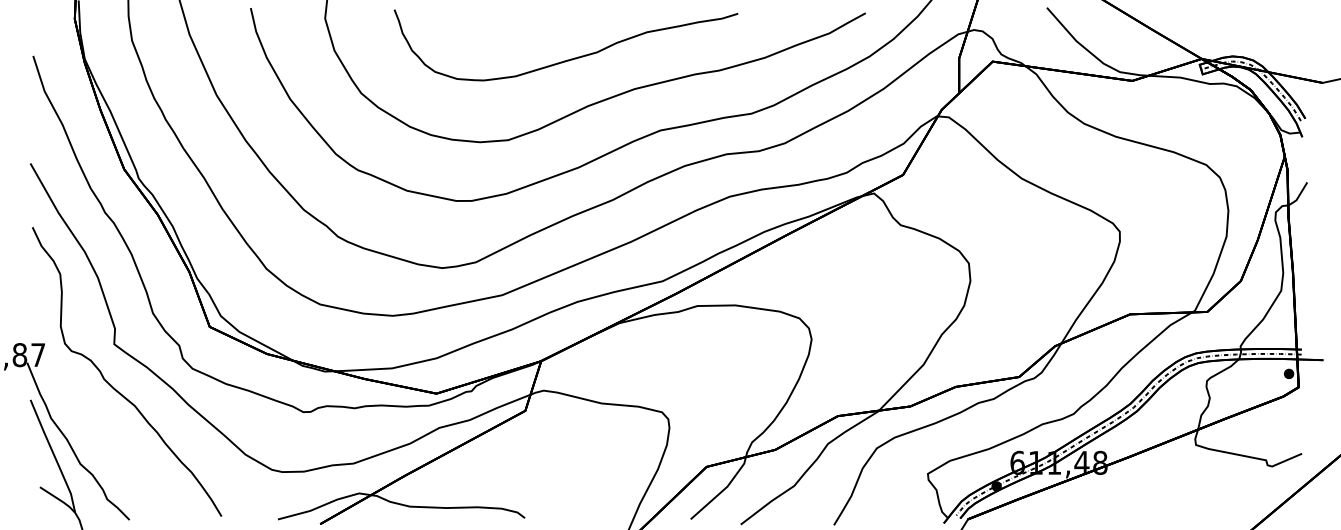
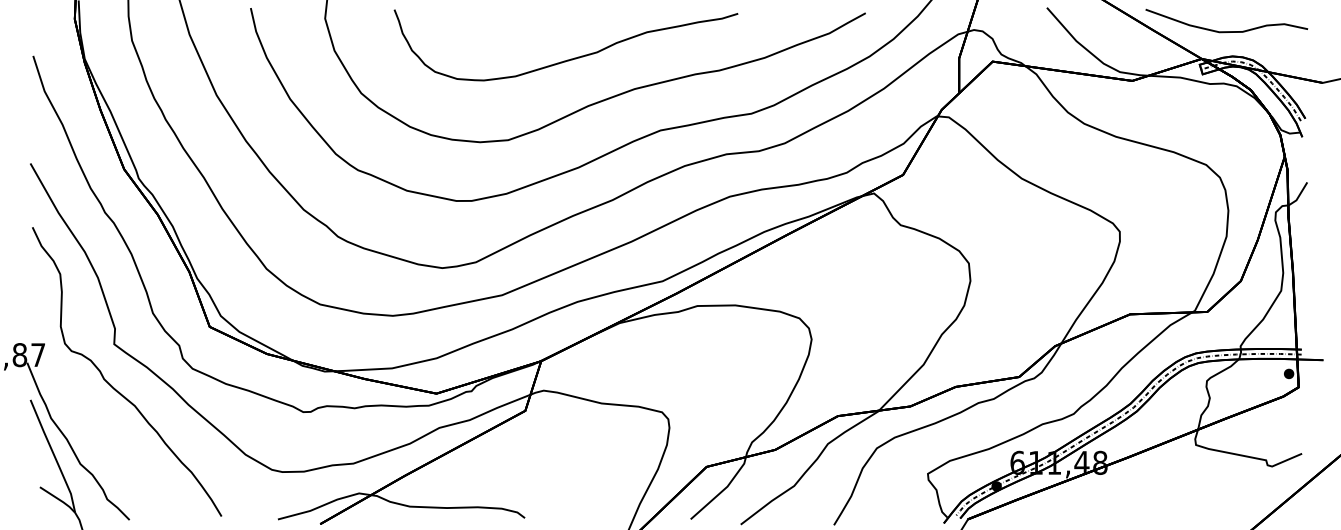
curve: none -> present (1226, 31)
